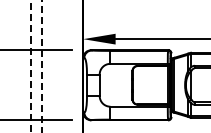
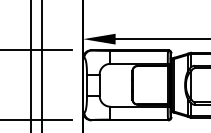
line: dashed -> solid (31, 66)
line: dashed -> solid (41, 66)
